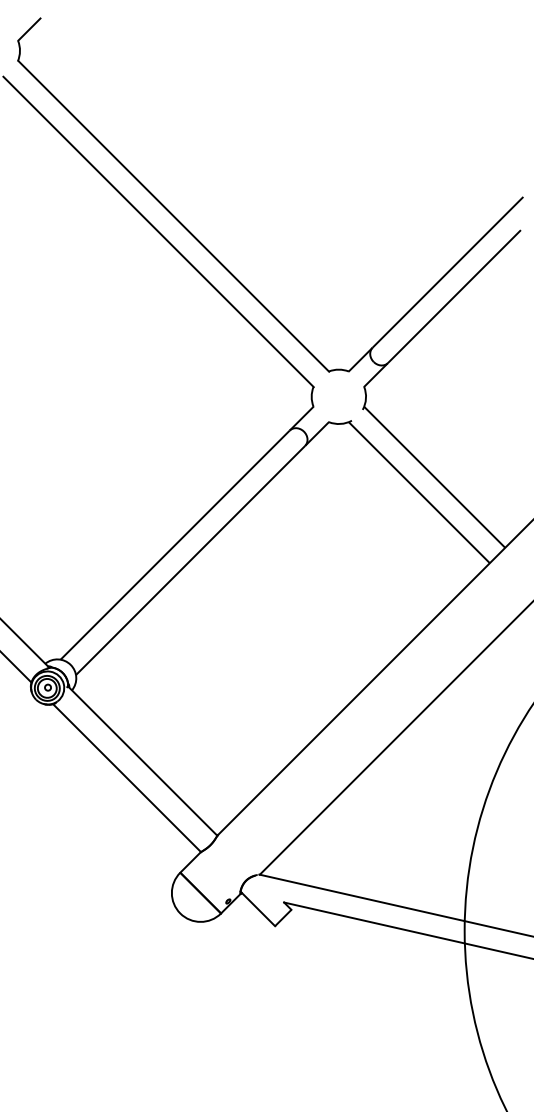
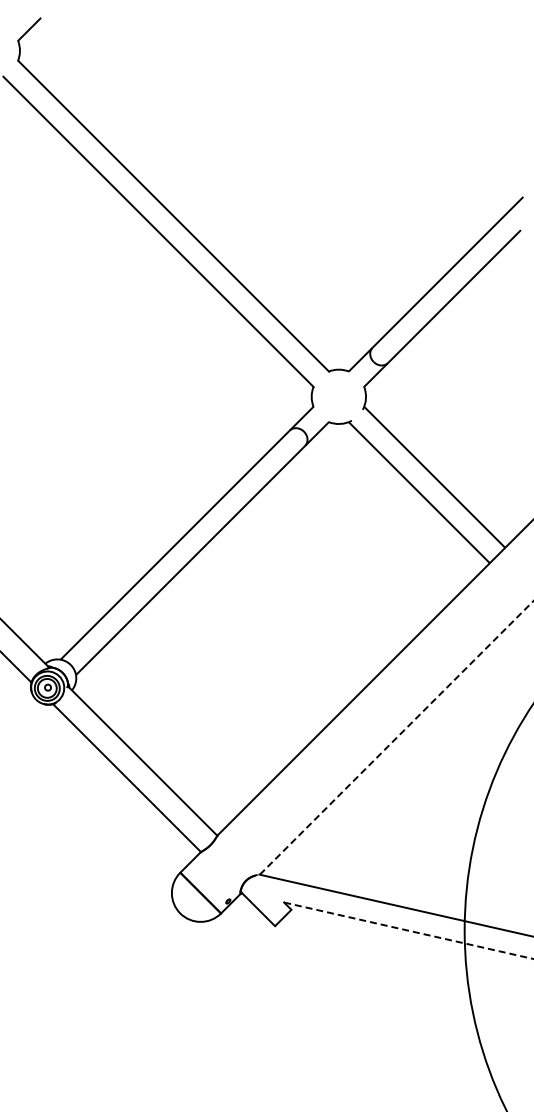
line: solid -> dashed (396, 737)
line: solid -> dashed (408, 930)
